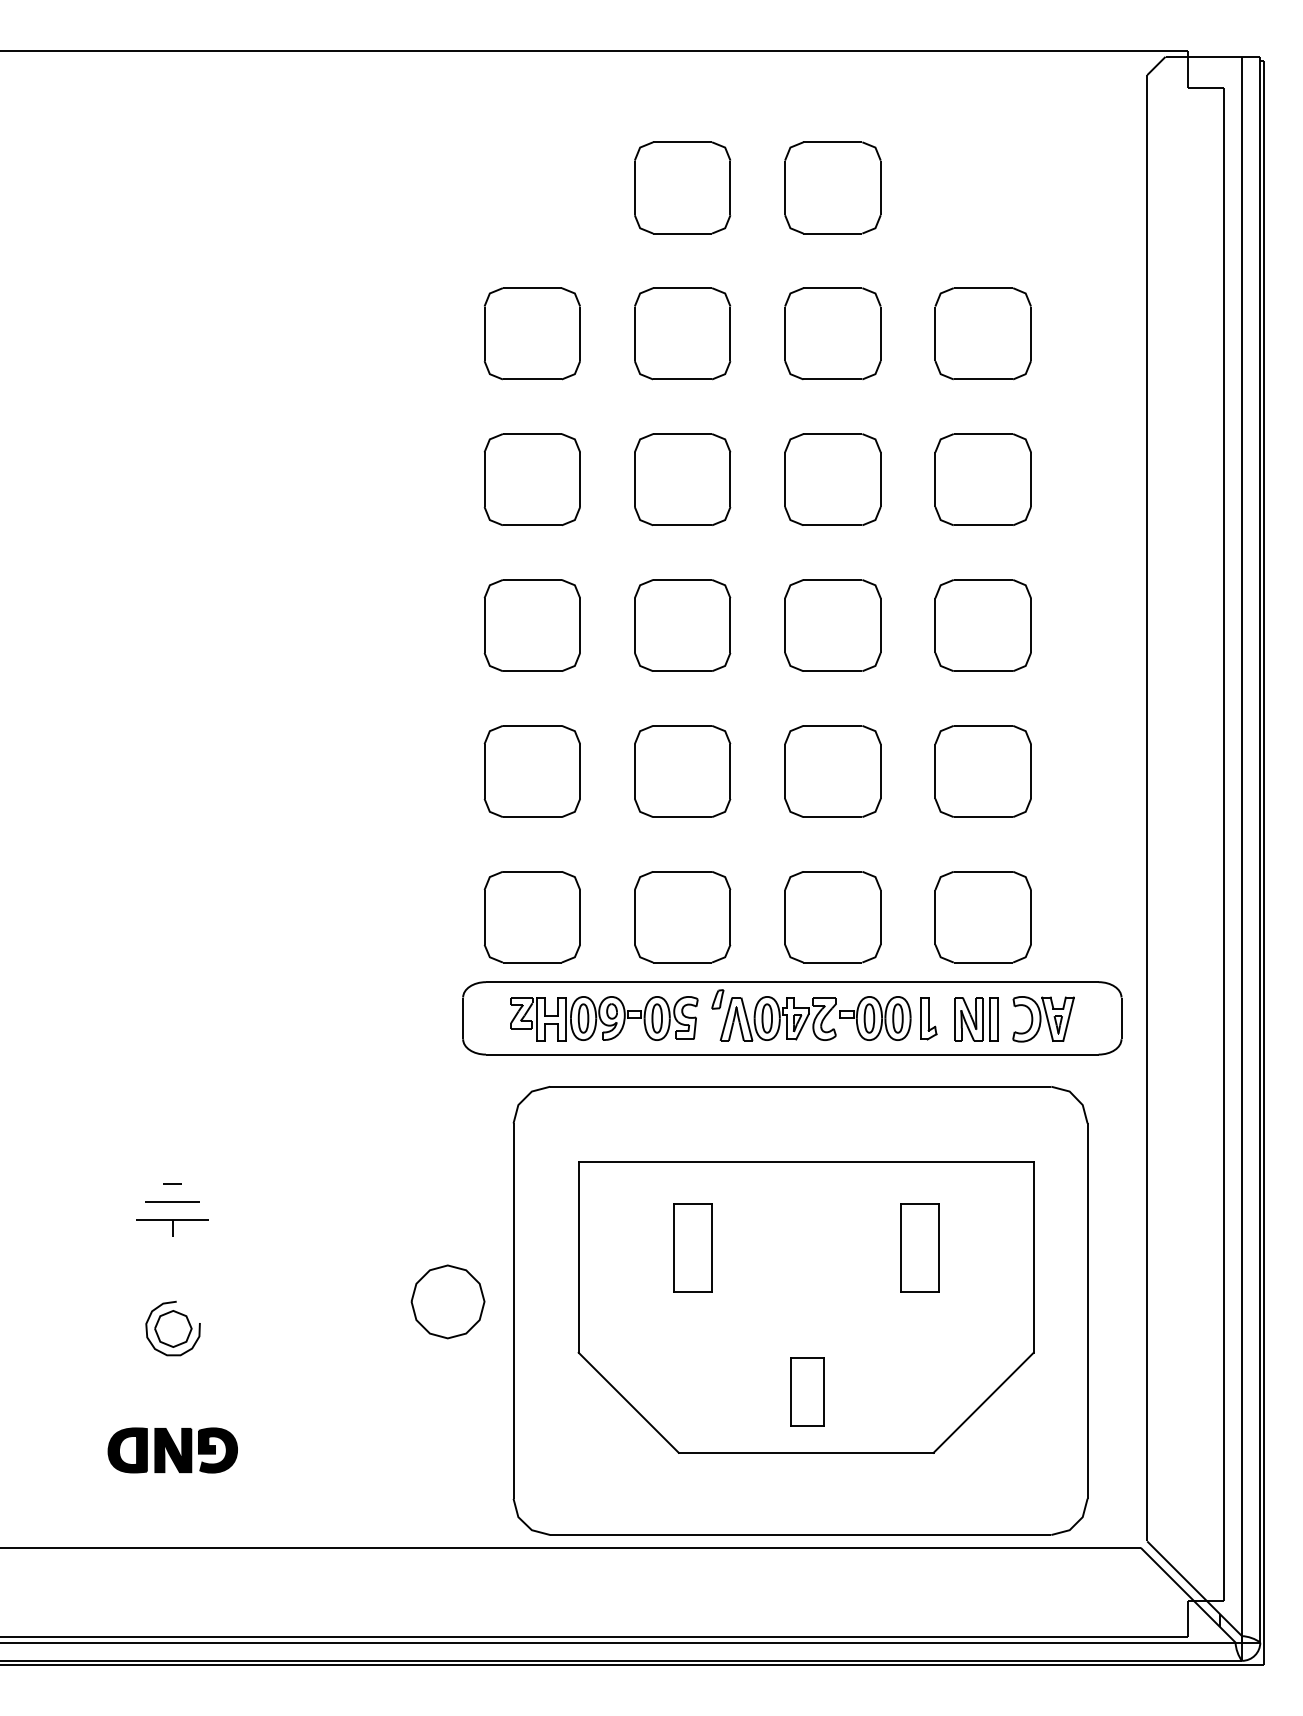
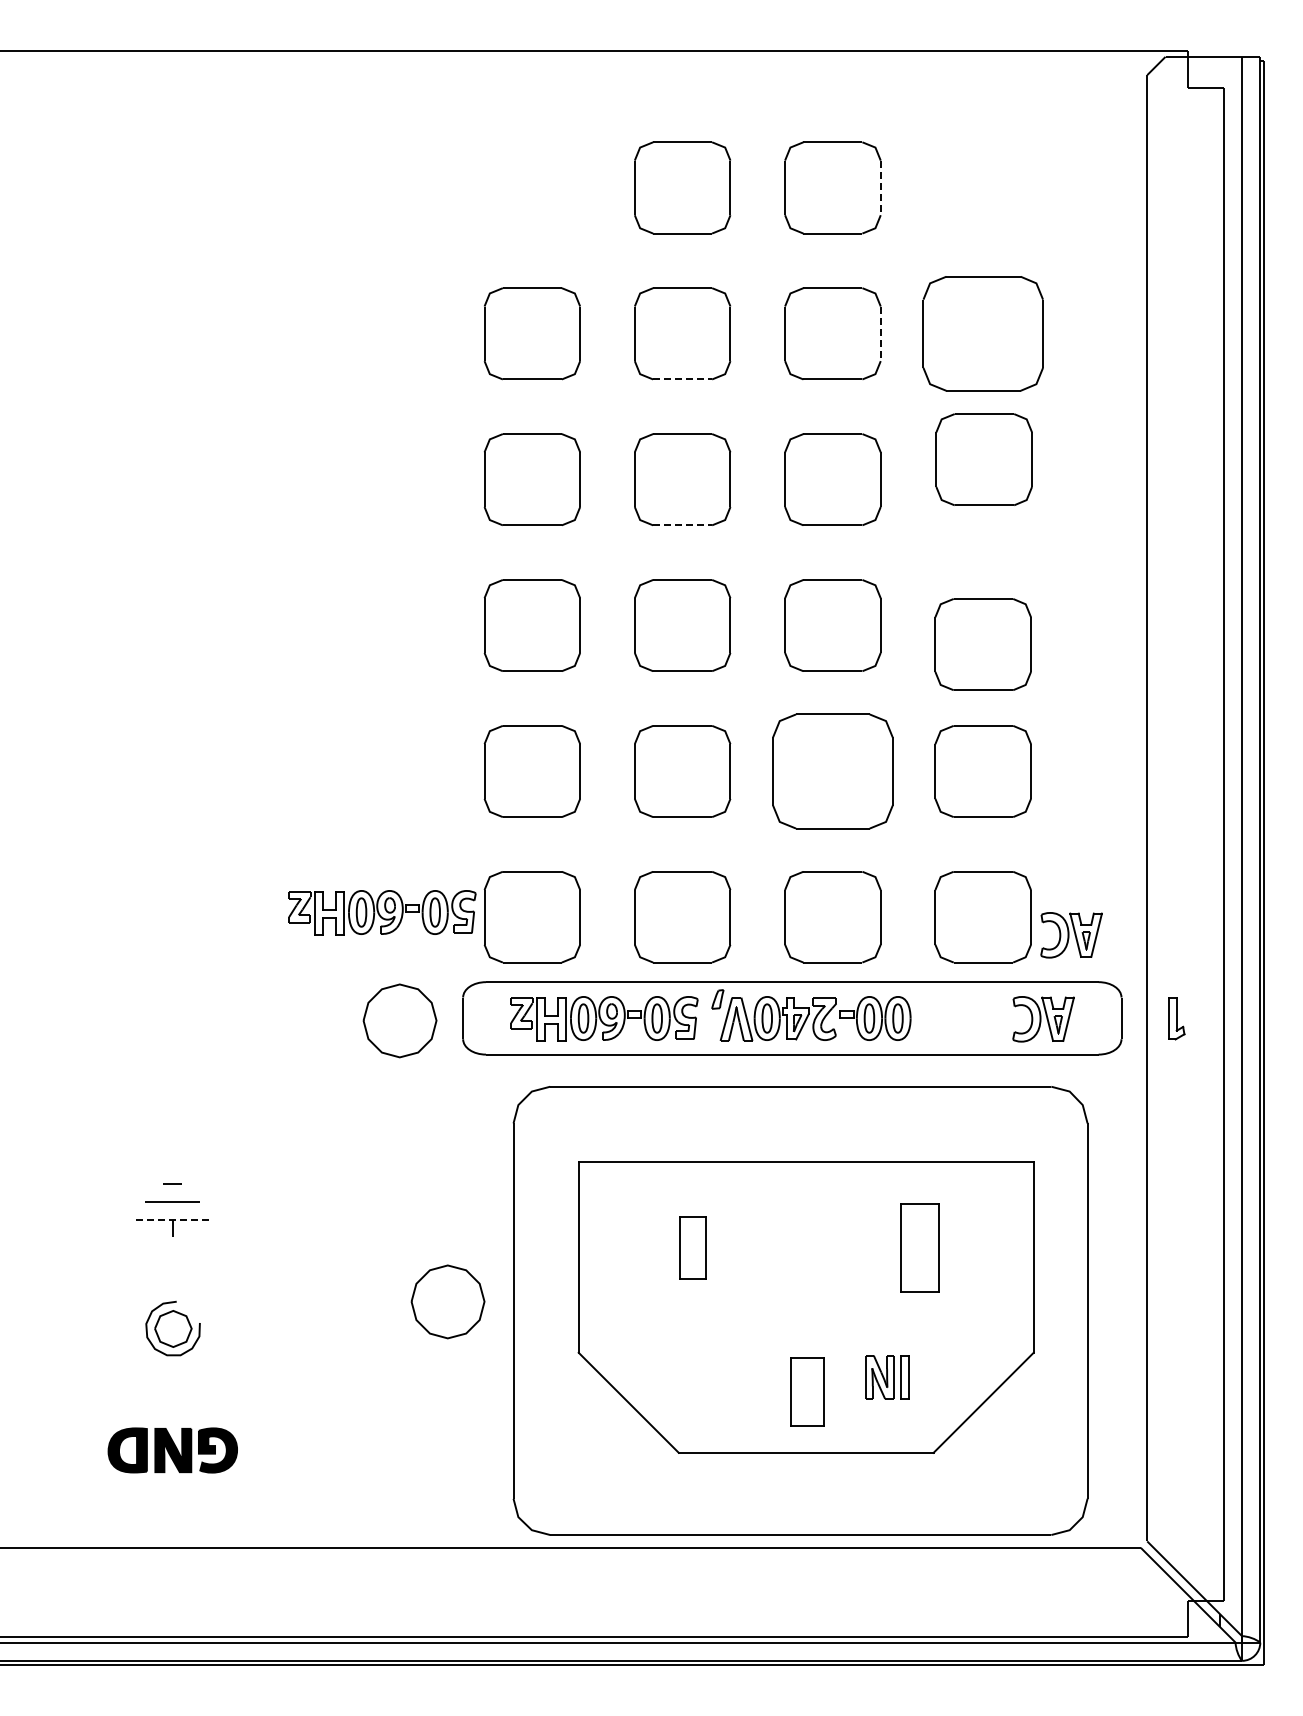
line: solid -> dashed (880, 188)
part size: 98x94 px -> 122x116 px (982, 333)
line: solid -> dashed (880, 334)
line: solid -> dashed (683, 379)
part position: (982, 479) -> (983, 459) (983, 459)
line: solid -> dashed (683, 525)
part position: (982, 625) -> (982, 644) (982, 644)
part size: 98x93 px -> 122x117 px (832, 771)
part: none -> present (382, 912)
part: none -> present (1071, 935)
part position: (928, 1018) -> (1176, 1018) (1176, 1018)
part position: (976, 1019) -> (887, 1377) (887, 1377)
part: none -> present (399, 1020)
line: solid -> dashed (171, 1220)
part size: 40x90 px -> 28x64 px (692, 1247)
